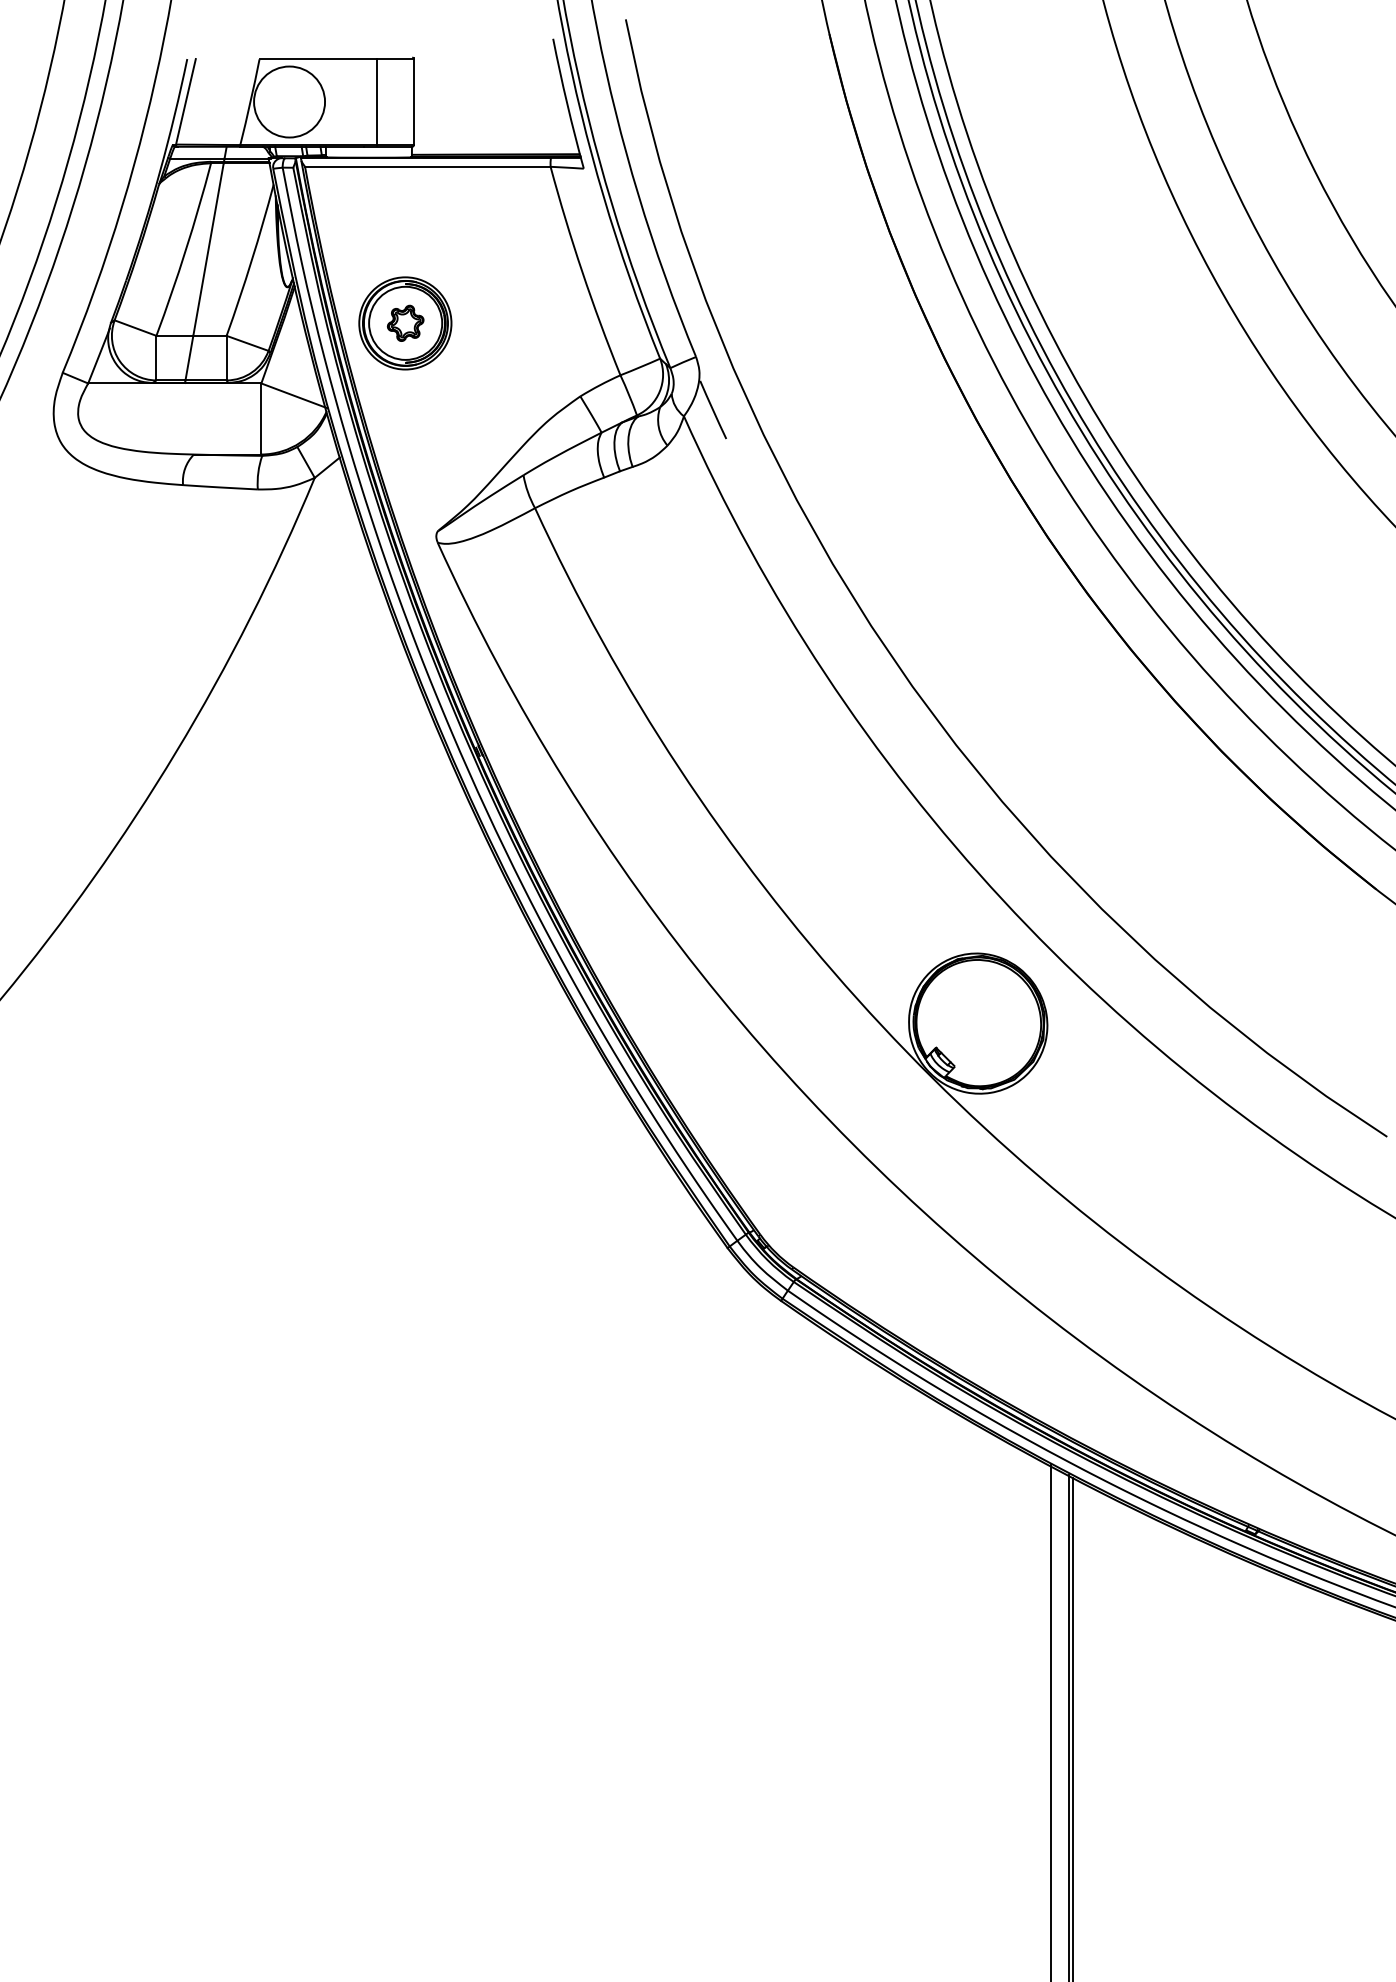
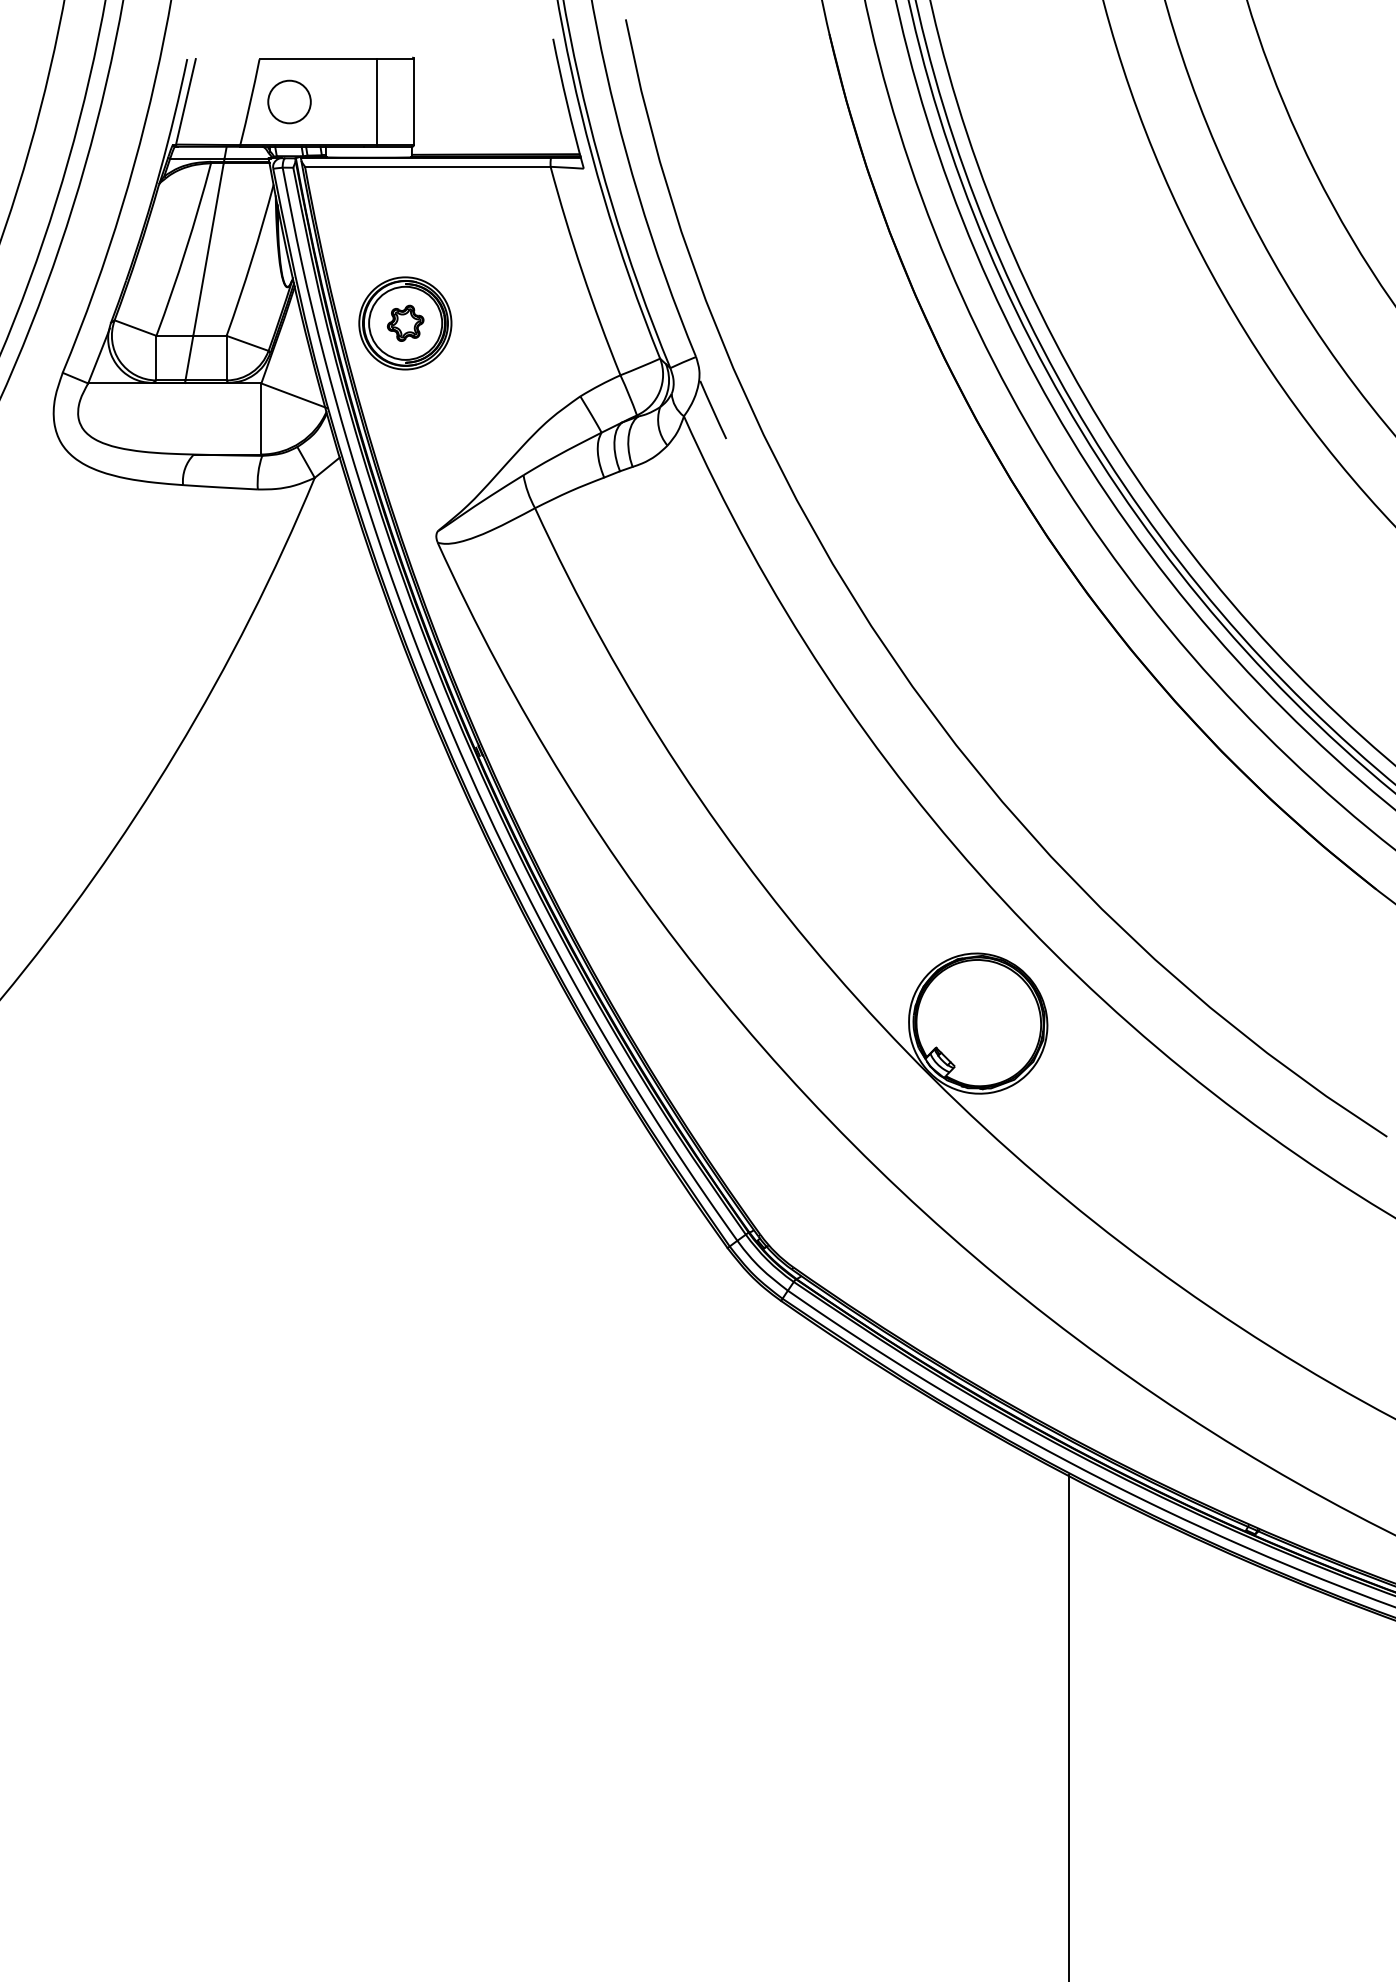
circle diameter: 71 px -> 43 px (289, 101)
line: present -> none (1050, 1721)
line: present -> none (1073, 1727)
